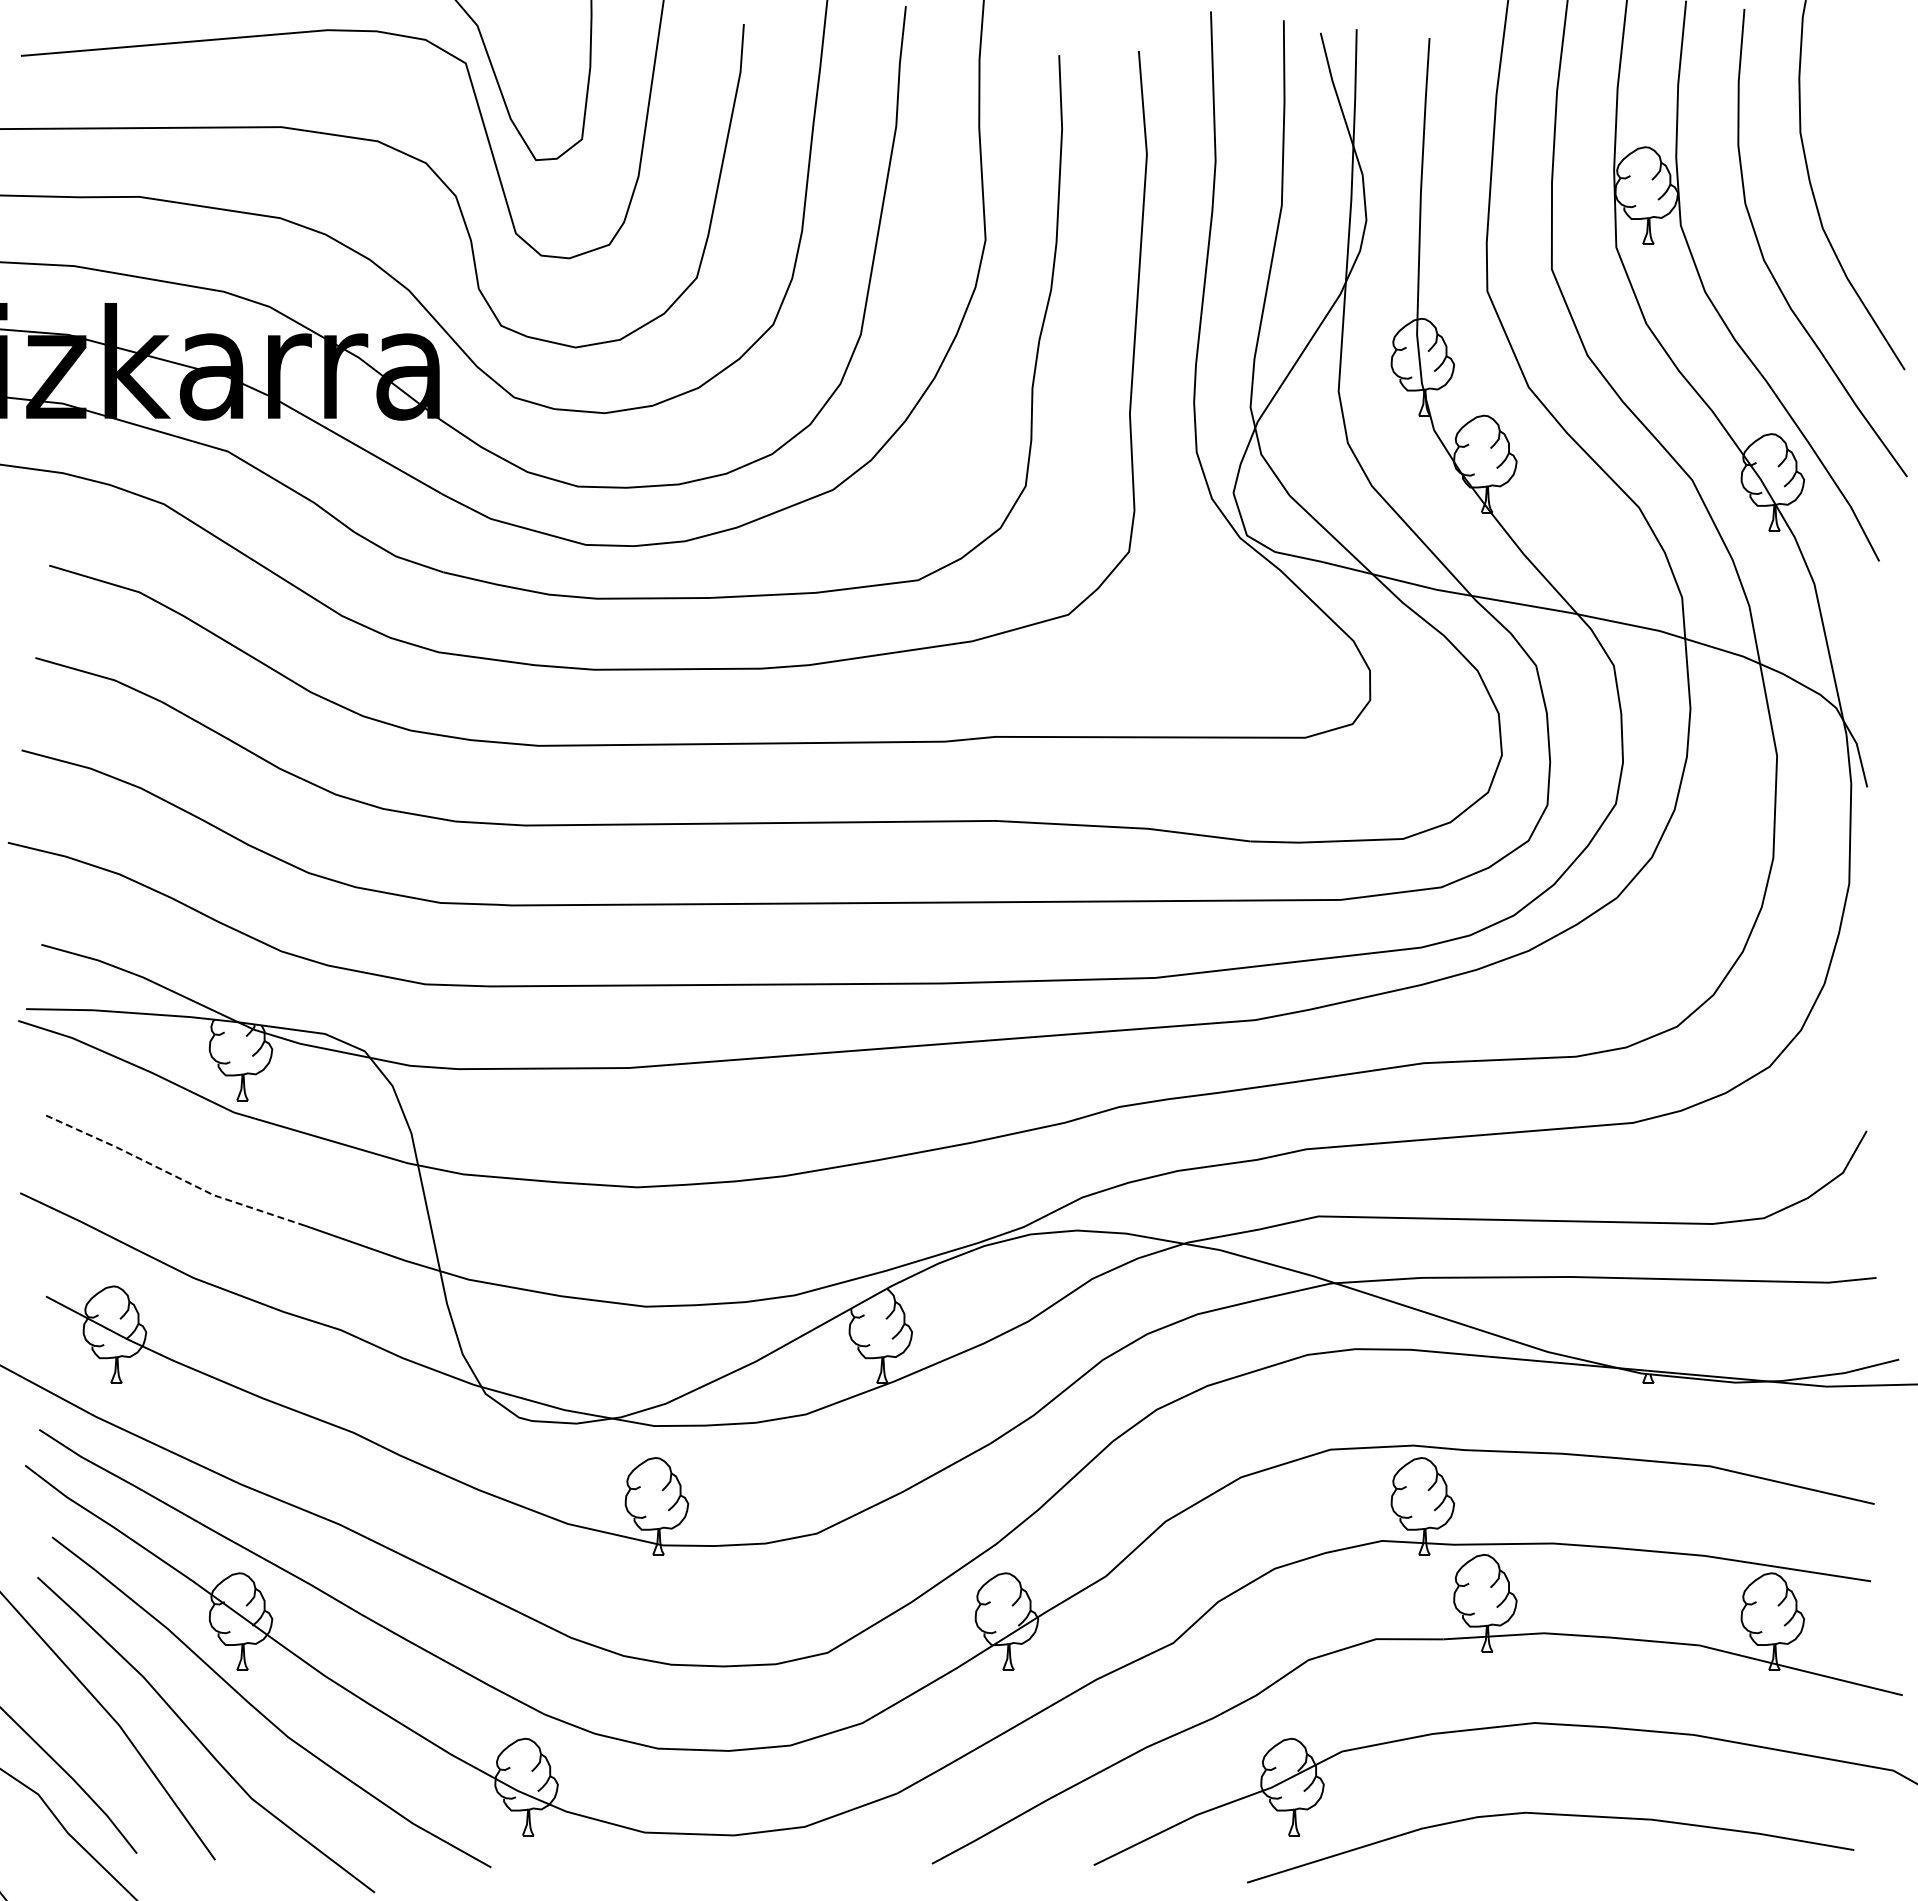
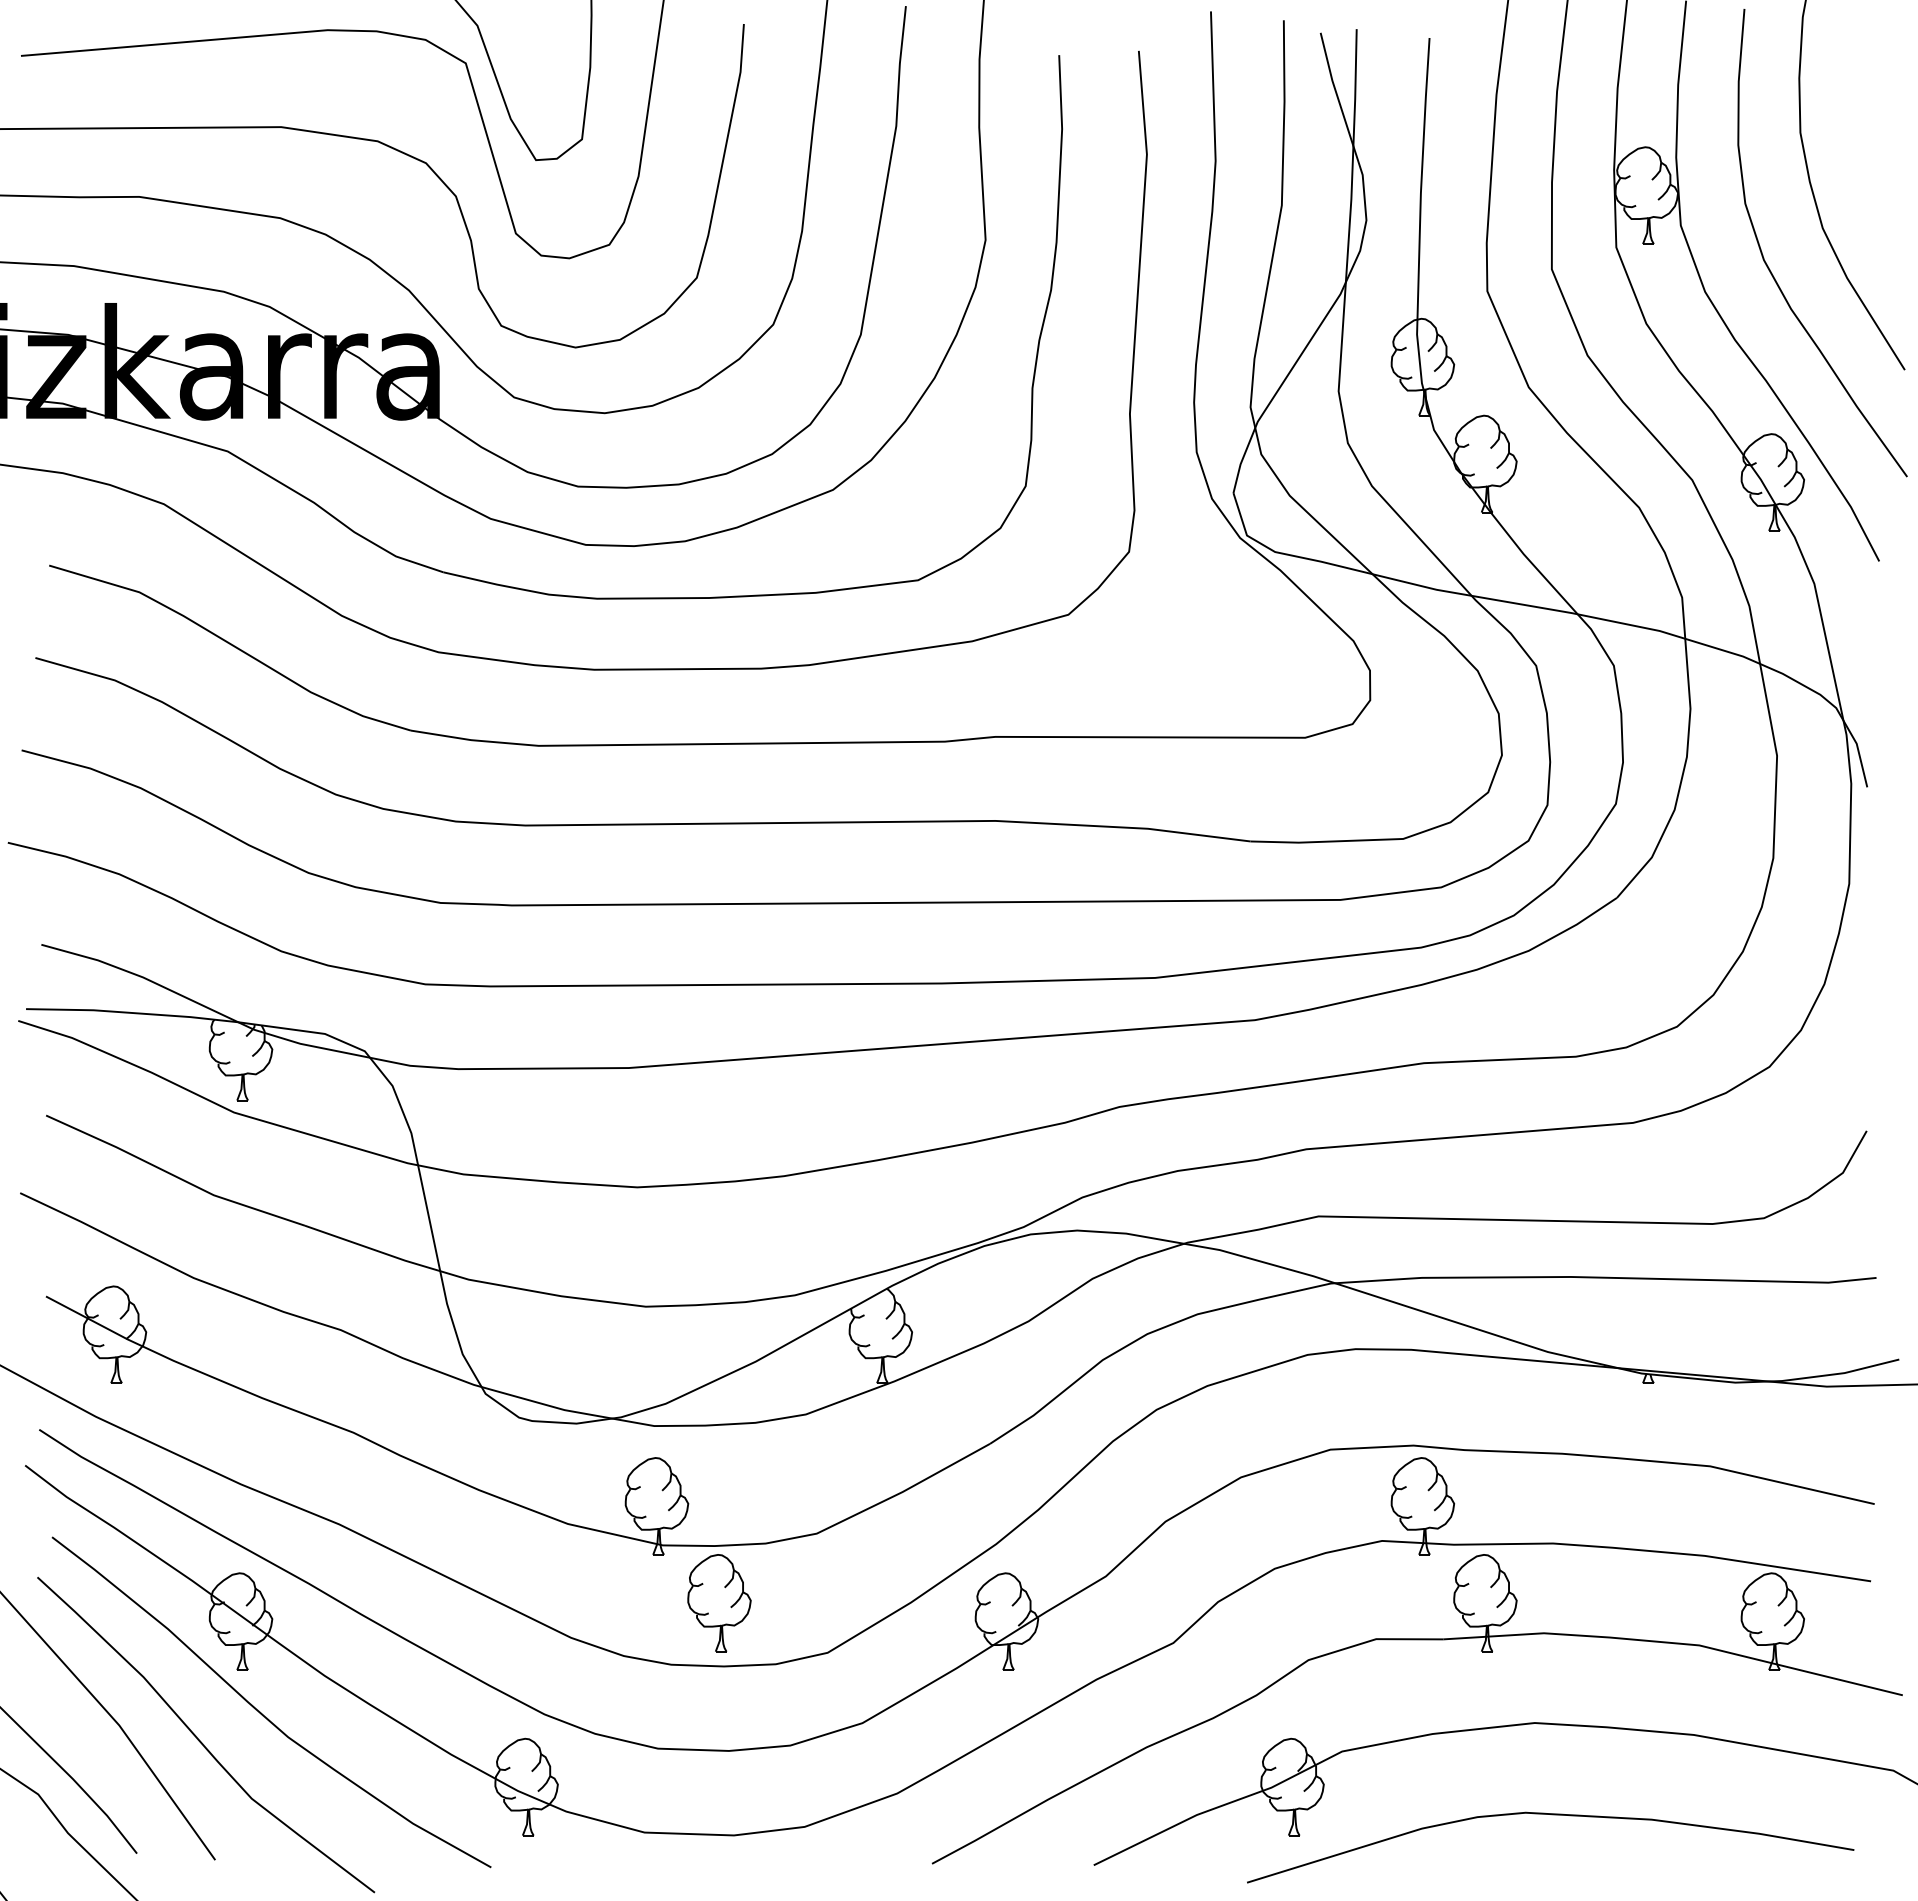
line: dashed -> solid (173, 1175)
part: none -> present (719, 1603)
